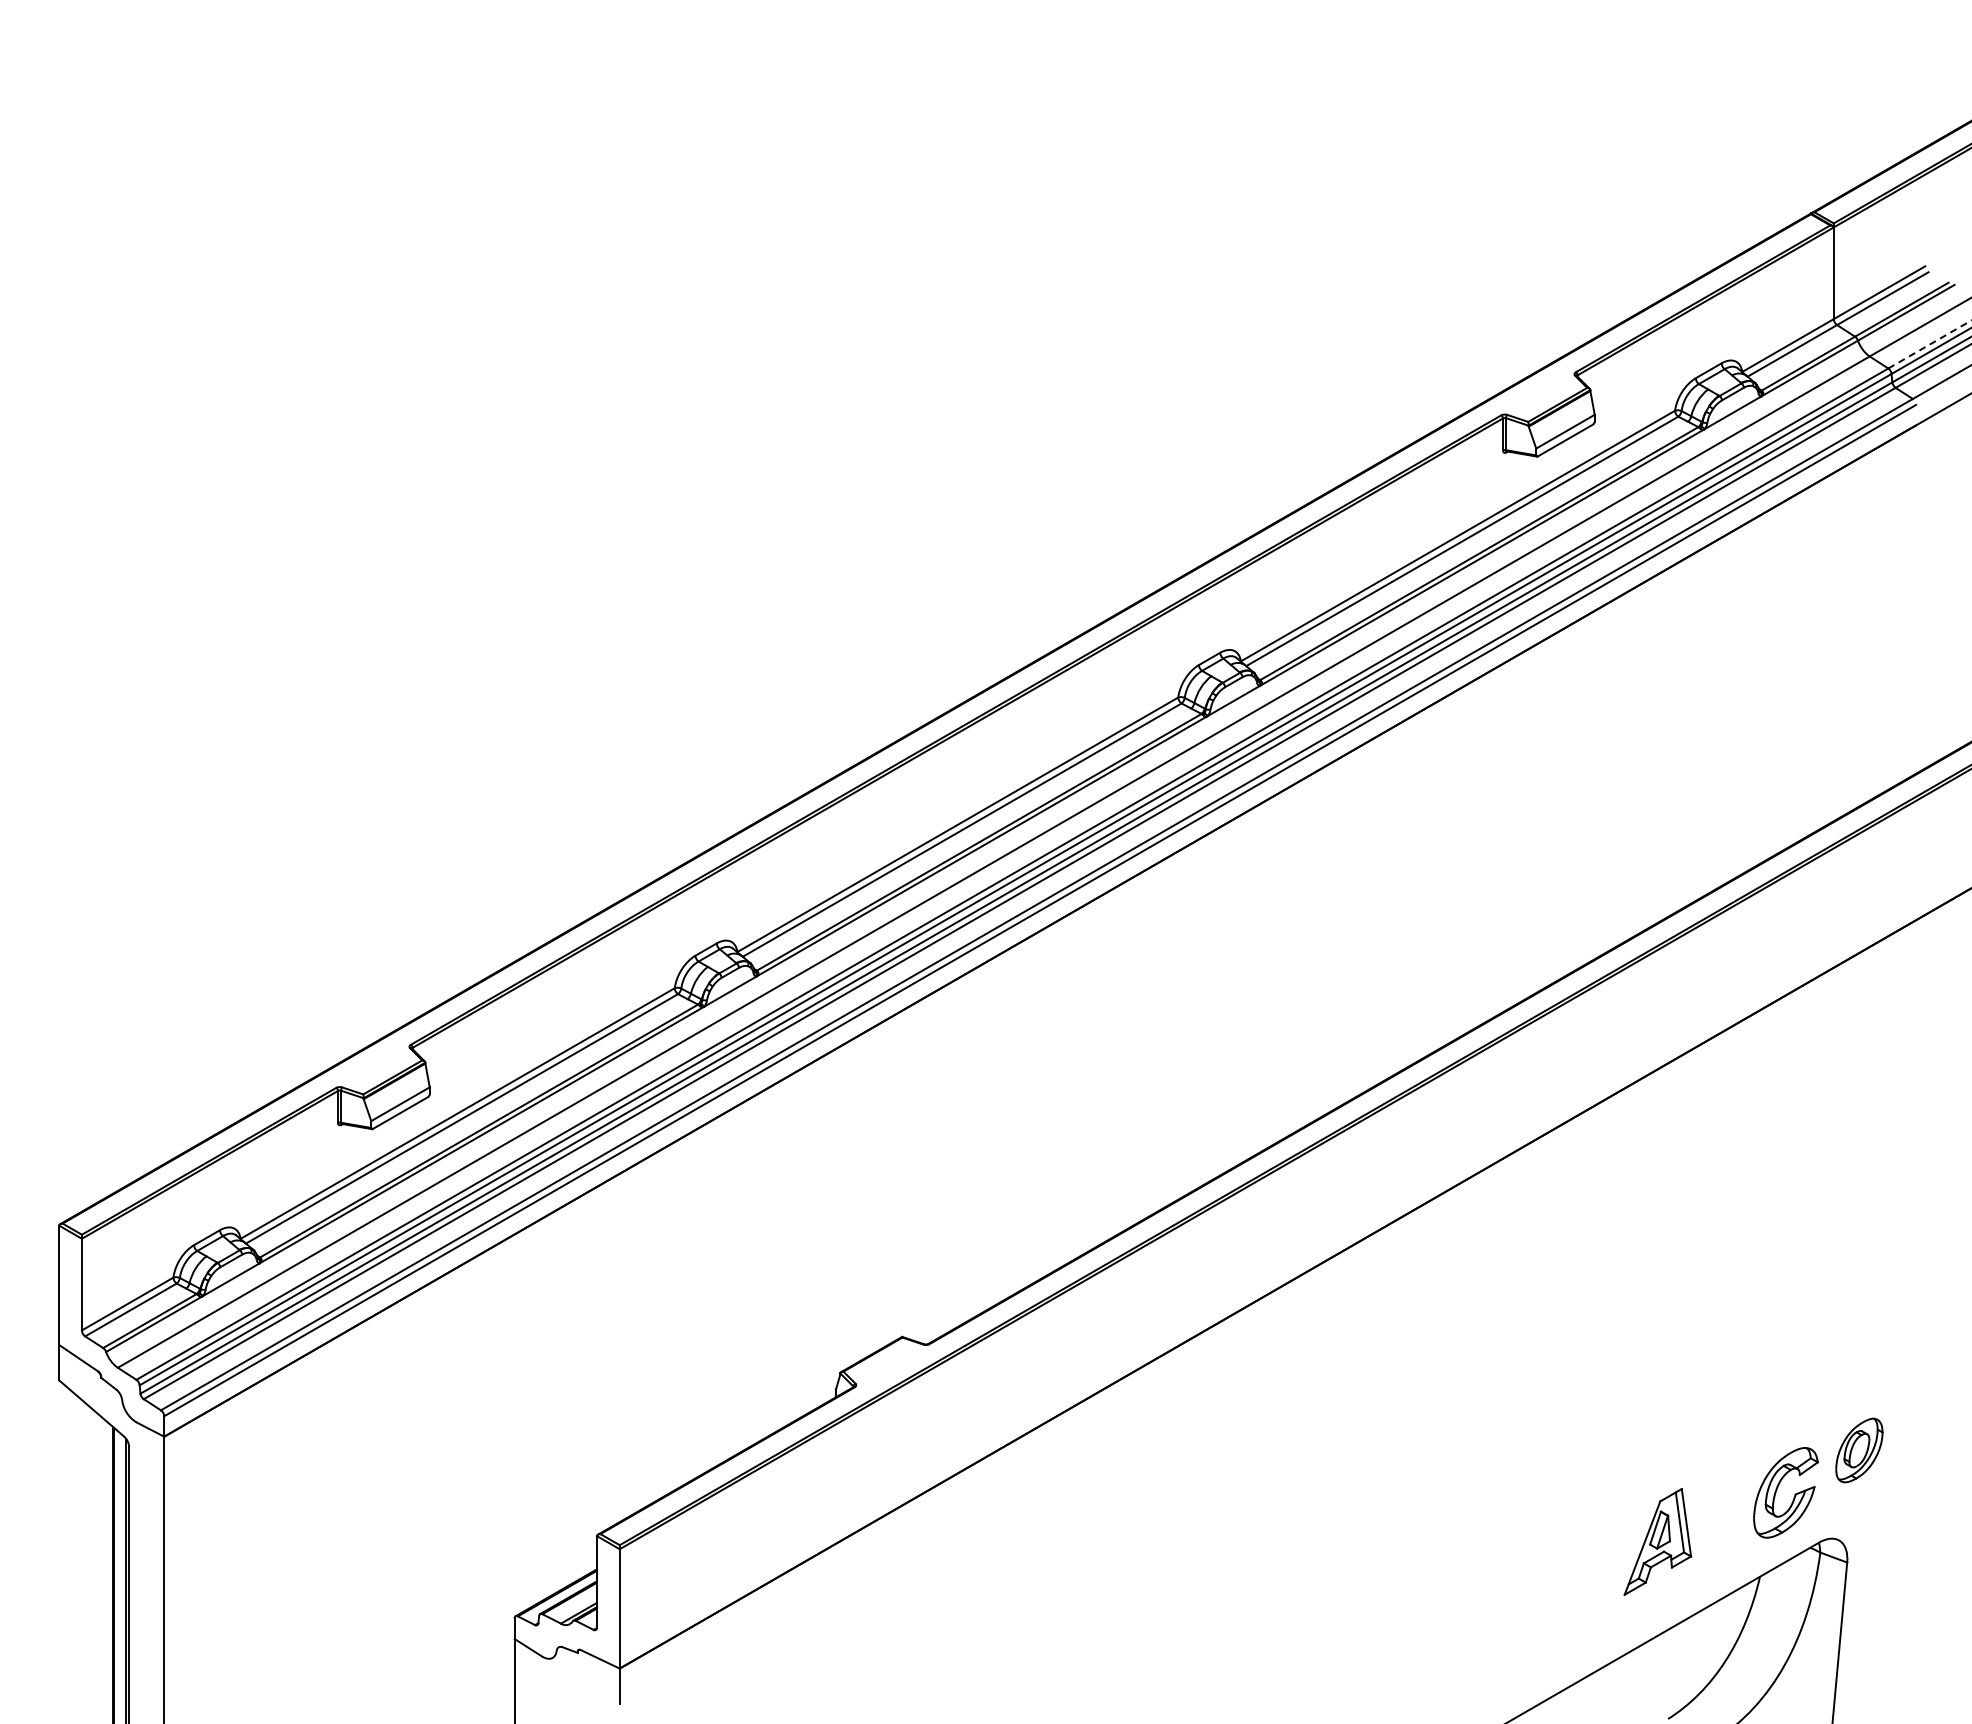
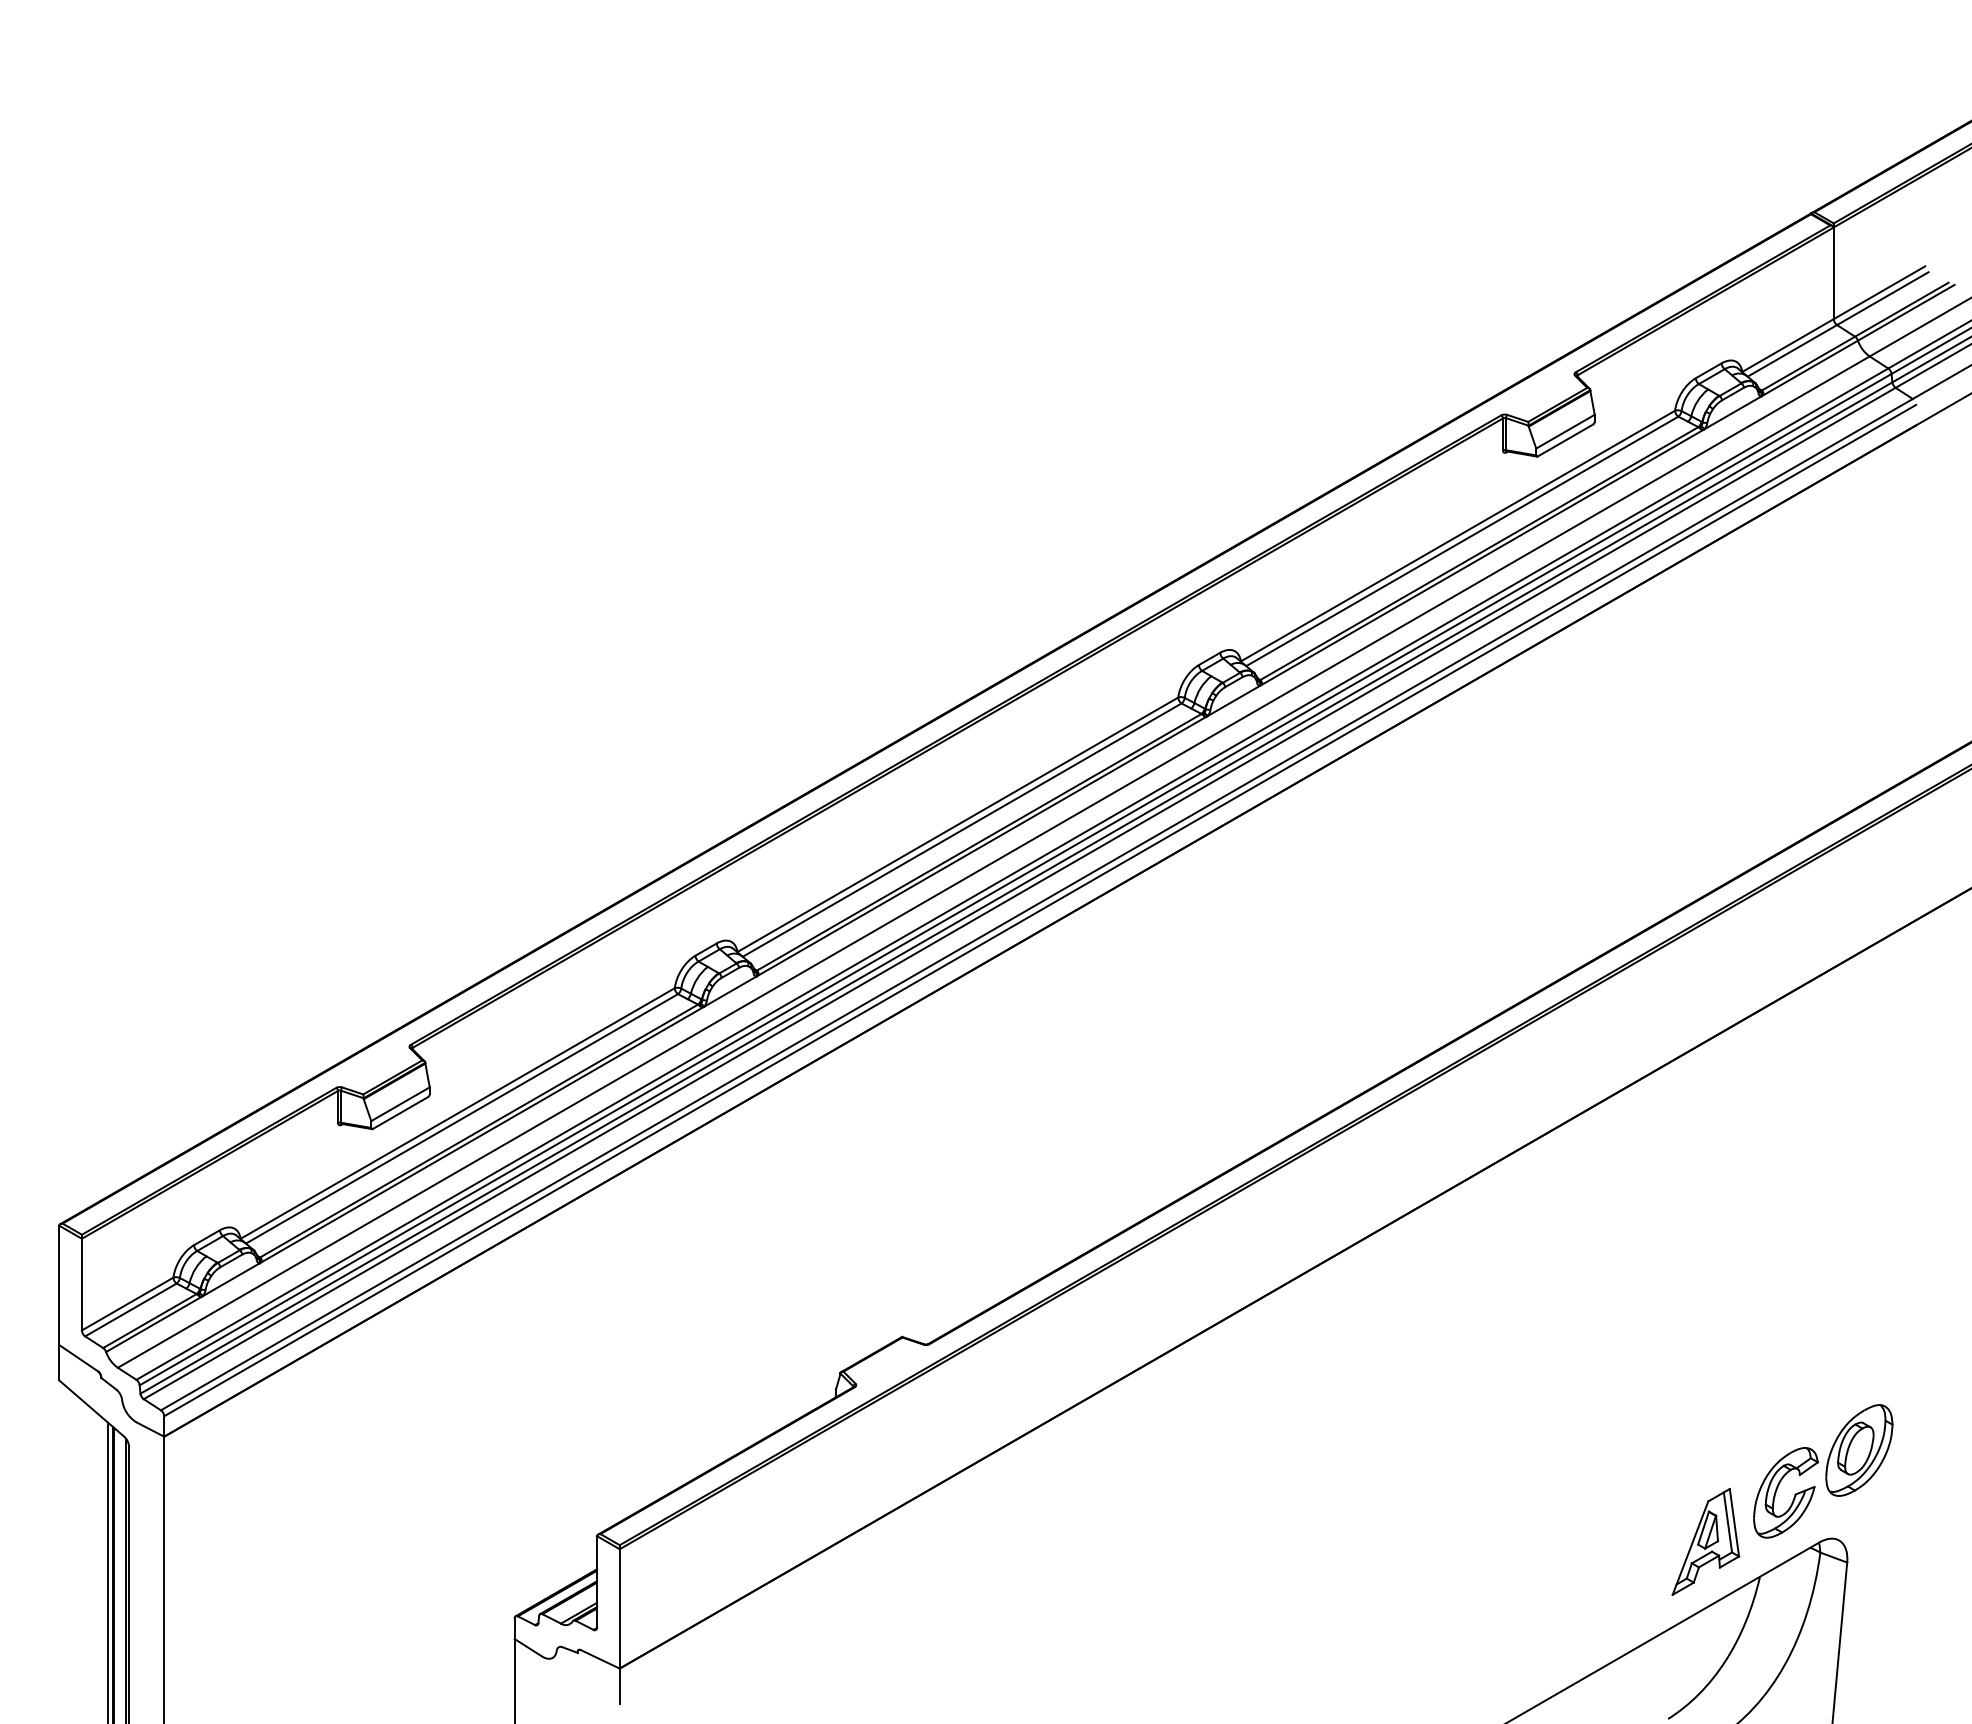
line: dashed -> solid (1929, 344)
part size: 49x67 px -> 69x93 px (1859, 1450)
part position: (1657, 1541) -> (1705, 1541) (1705, 1541)
line: none -> present (108, 1571)
